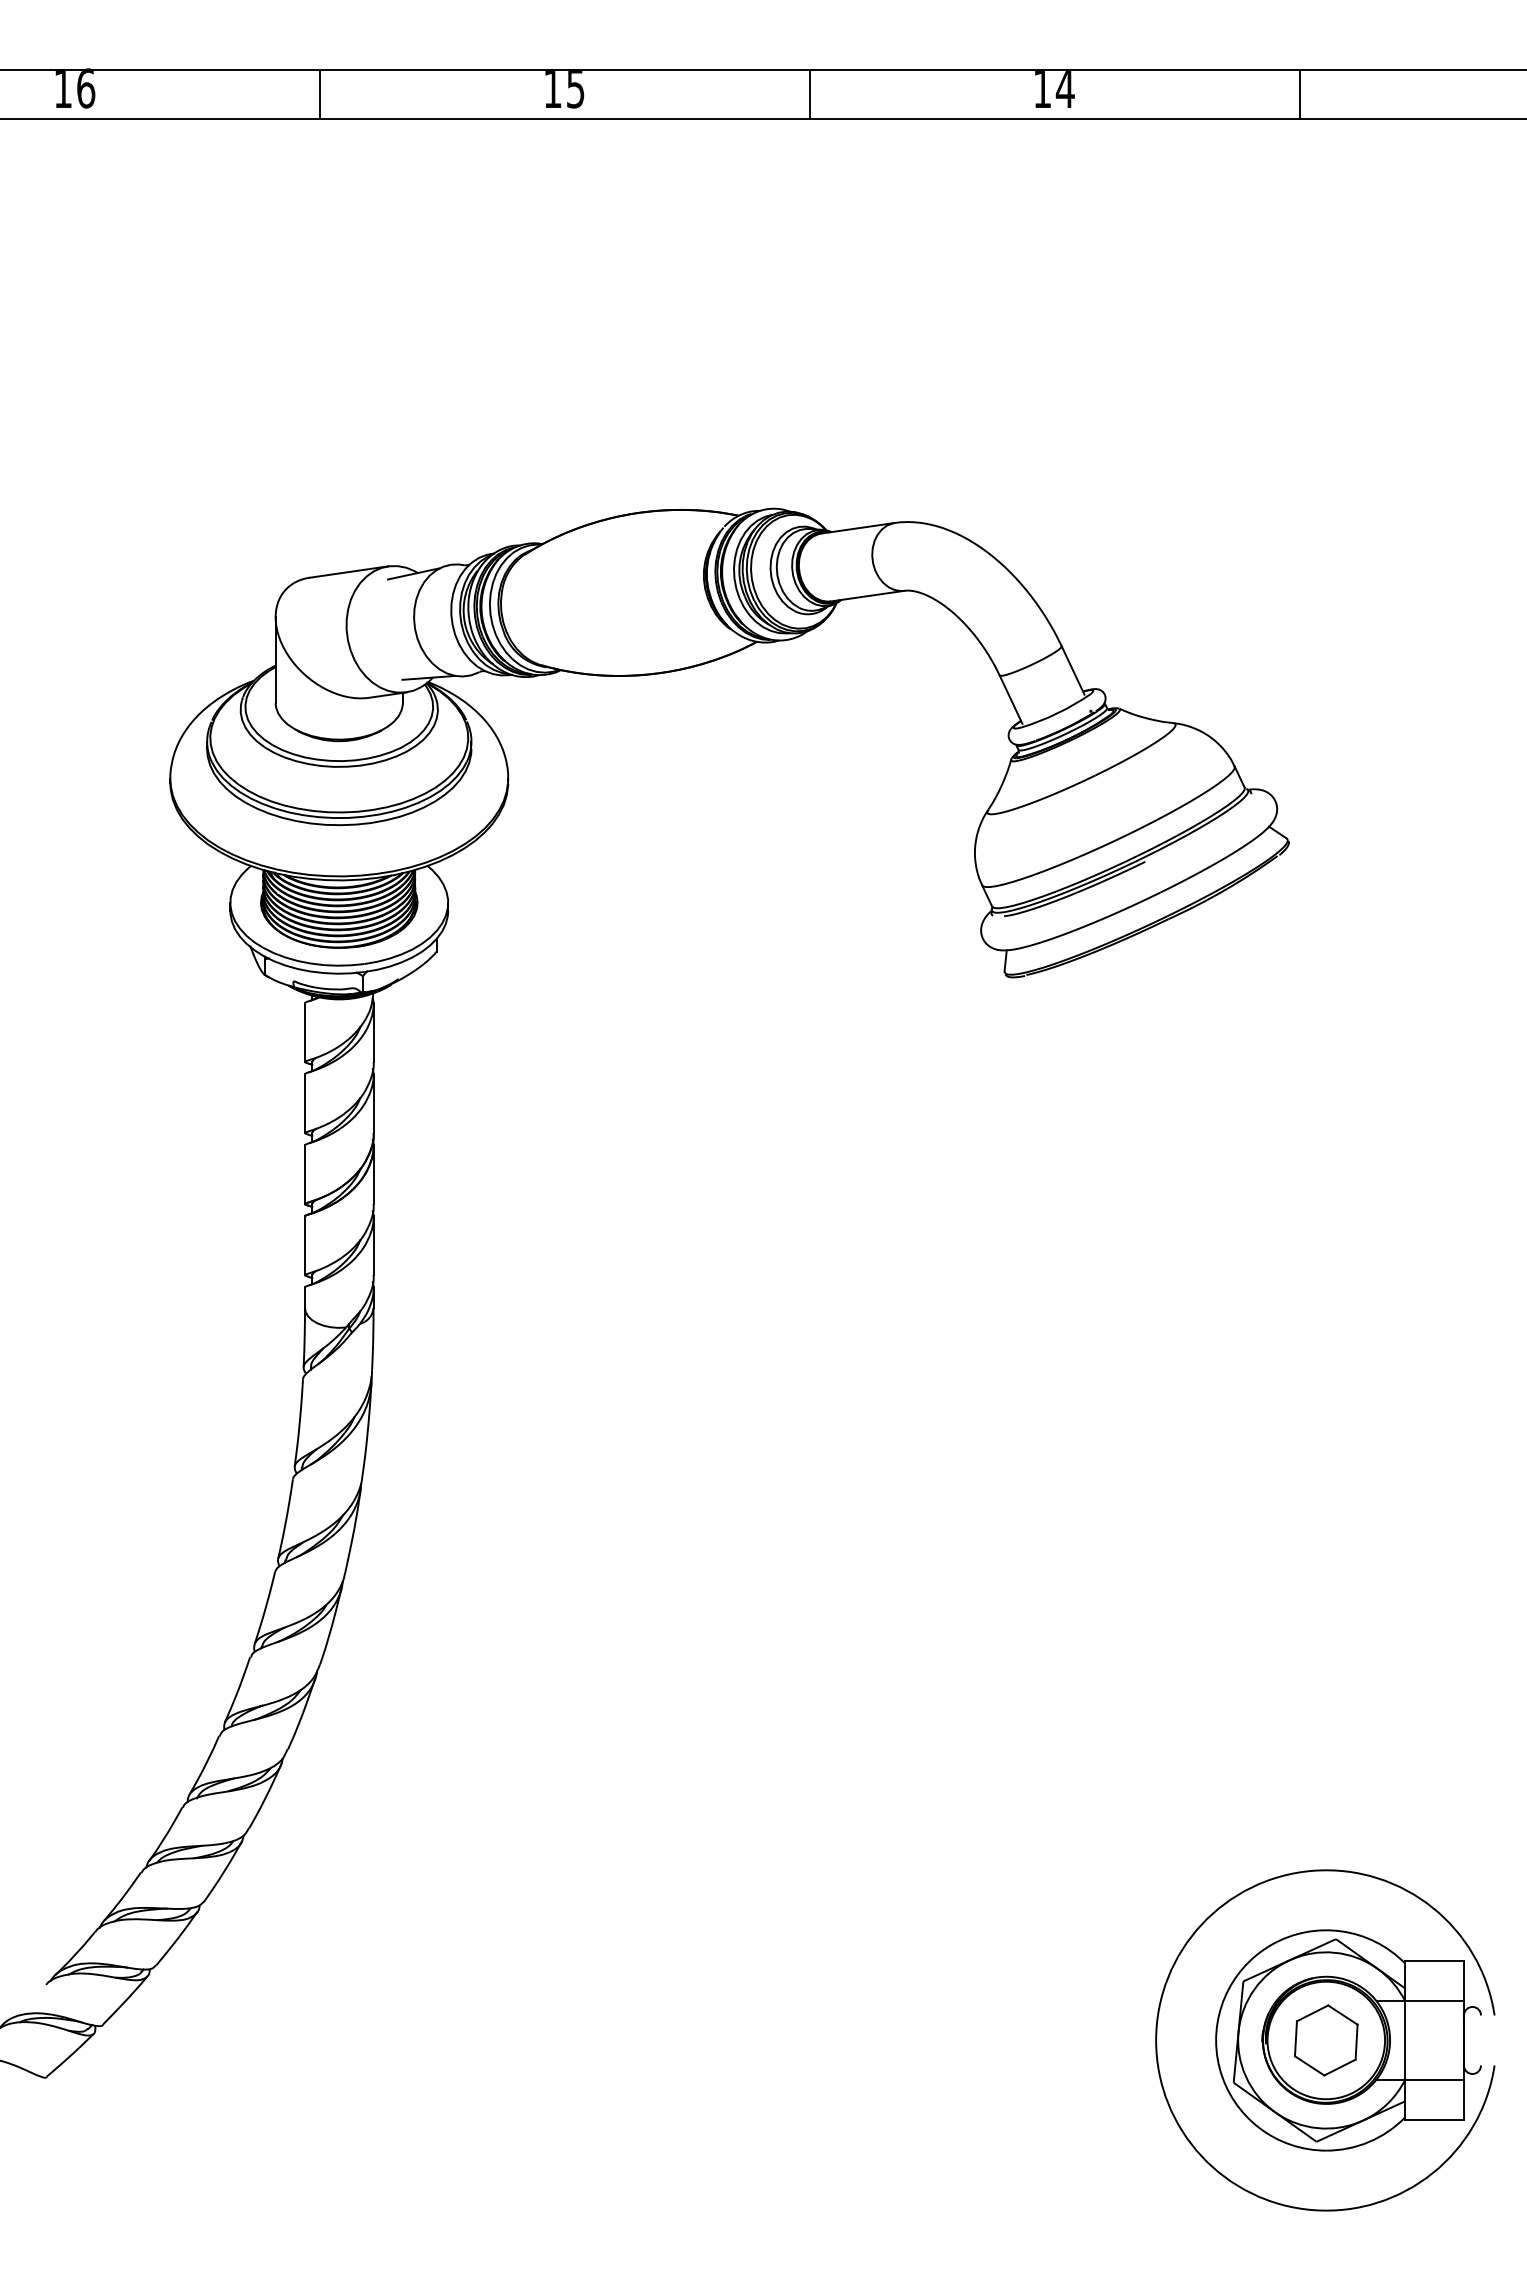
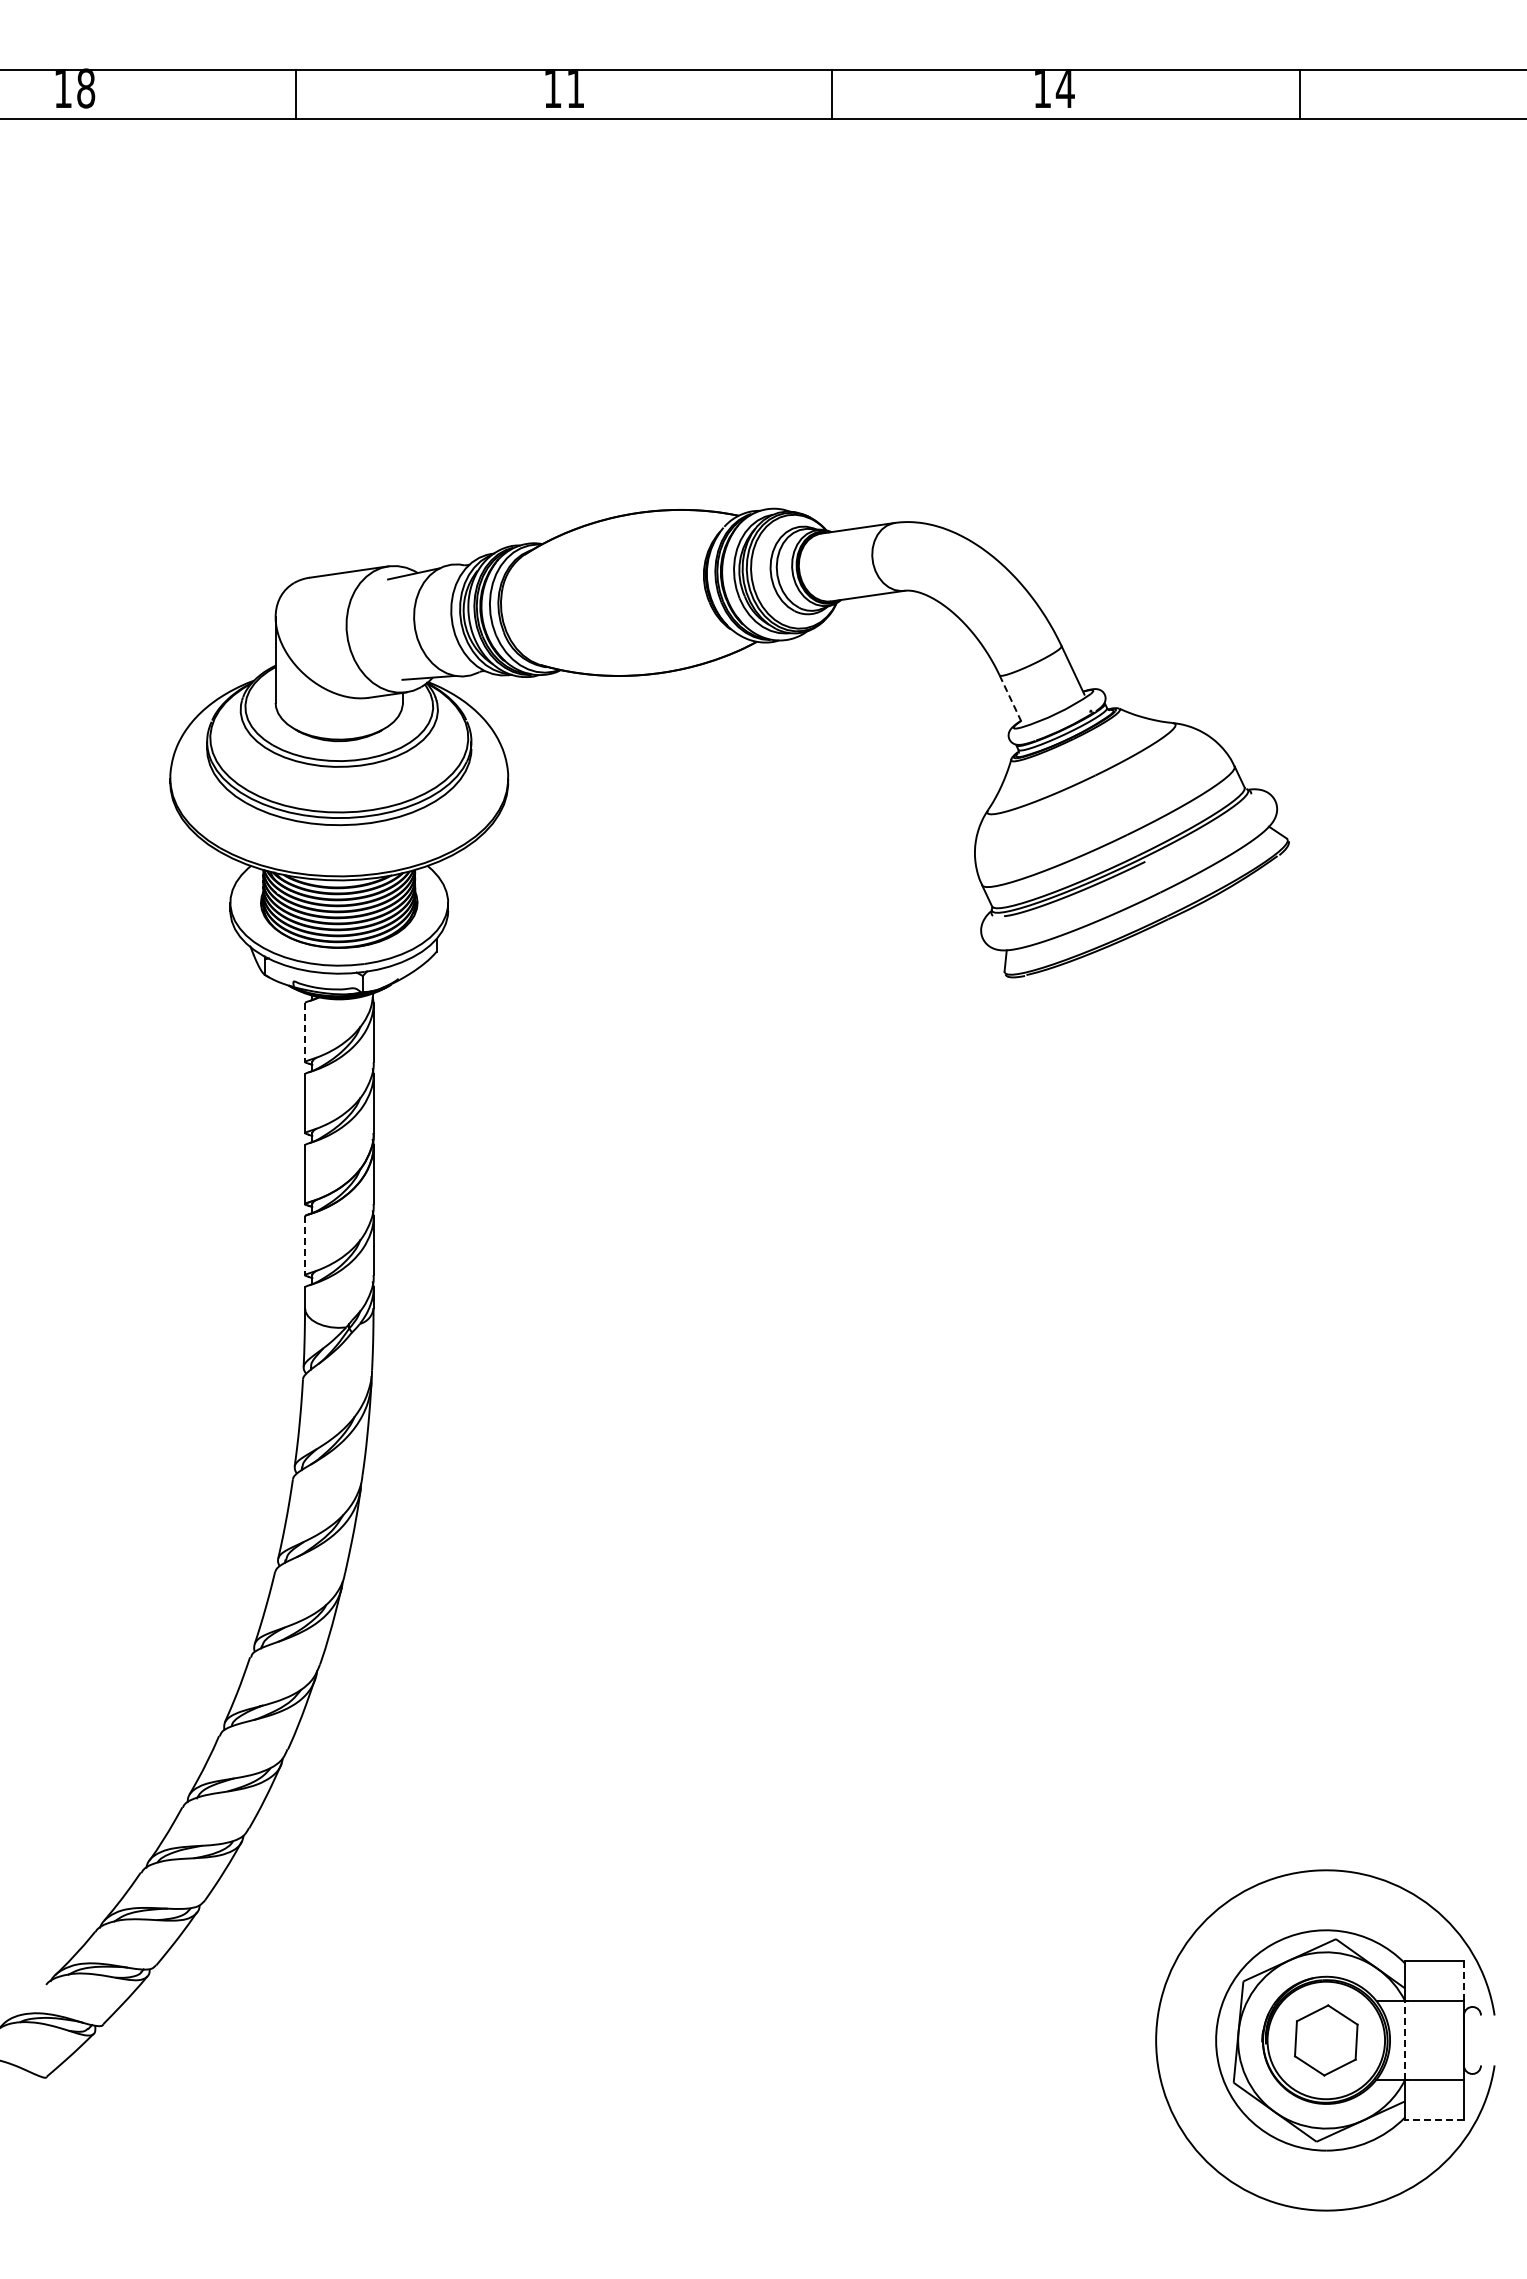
text: 16 -> 18 (86, 88)
text: 15 -> 11 (575, 89)
line position: (320, 93) -> (296, 93) (296, 93)
line position: (810, 93) -> (832, 93) (832, 93)
line: solid -> dashed (1011, 699)
line: solid -> dashed (304, 1032)
line: solid -> dashed (305, 1245)
line: solid -> dashed (1463, 1981)
line: solid -> dashed (1405, 2040)
line: solid -> dashed (1434, 2119)
